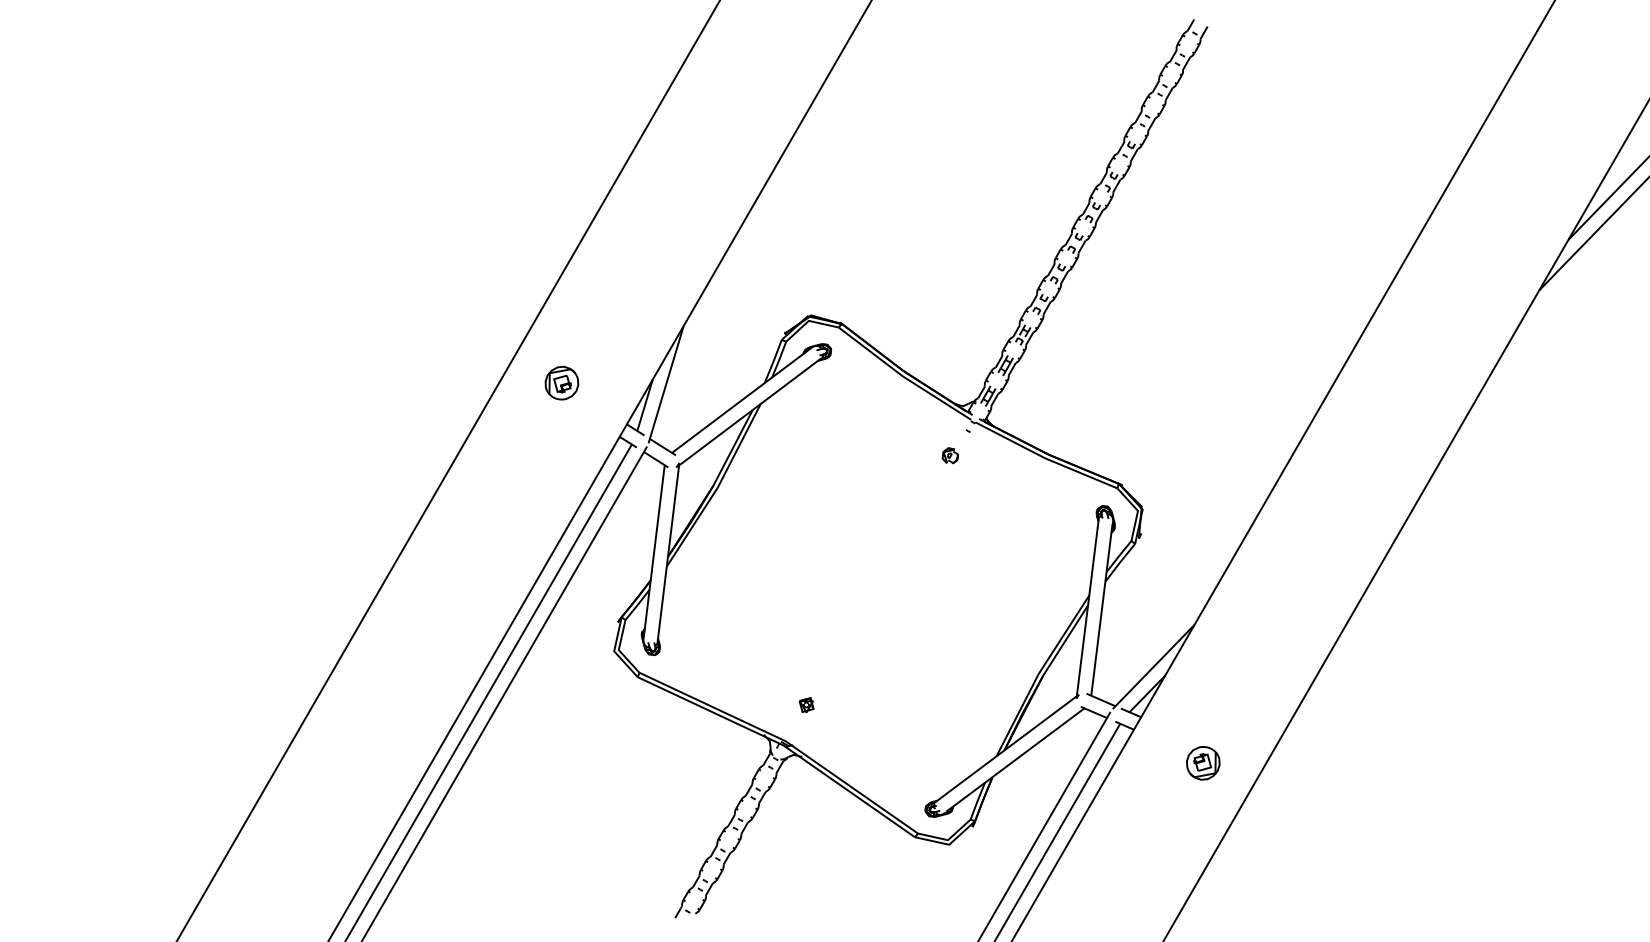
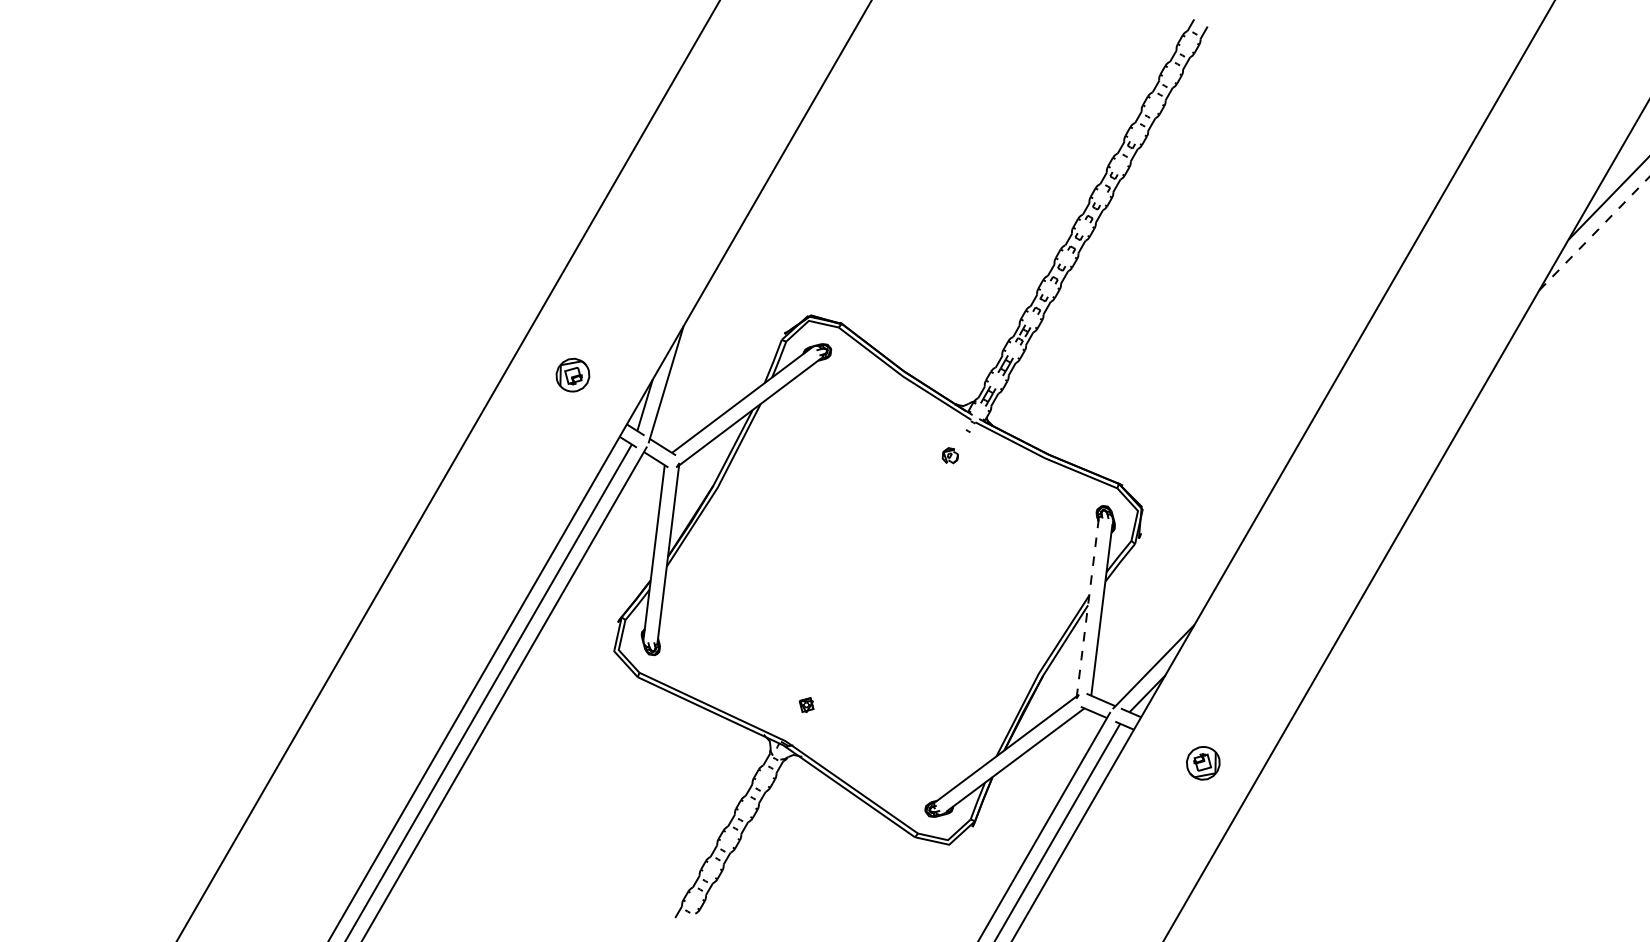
line: solid -> dashed (1594, 233)
part position: (561, 382) -> (572, 374) (572, 374)
line: solid -> dashed (1087, 607)
